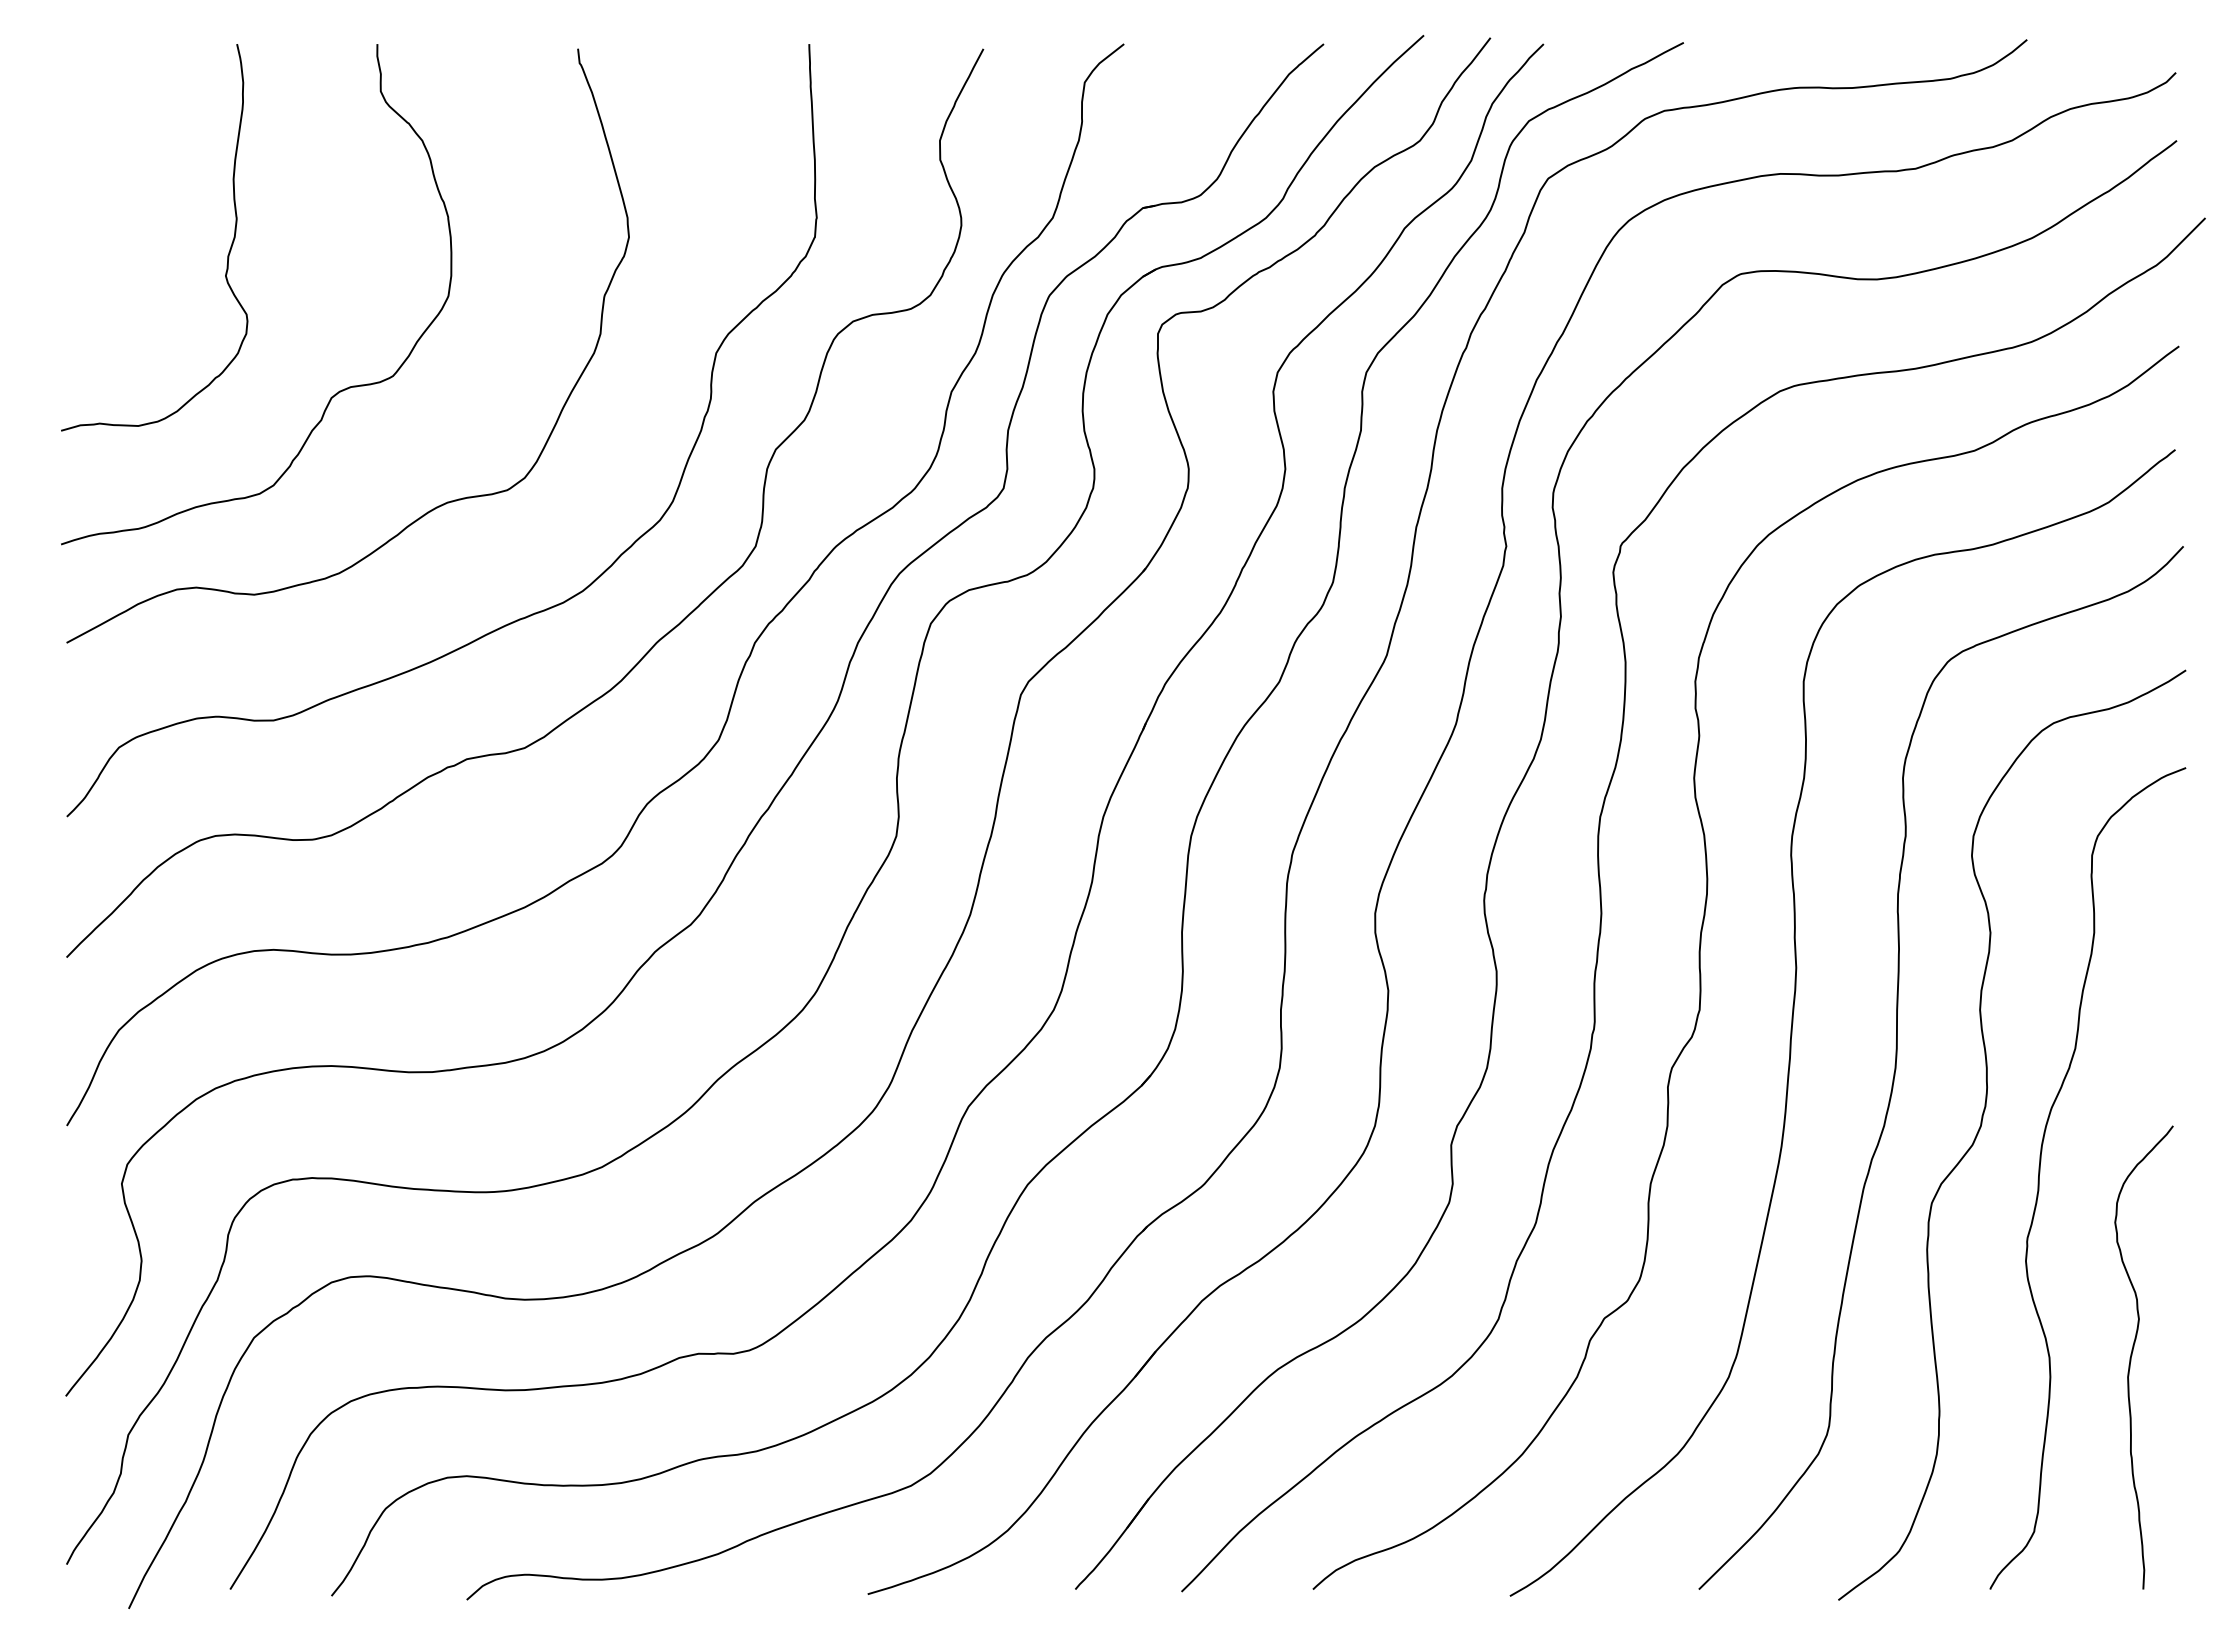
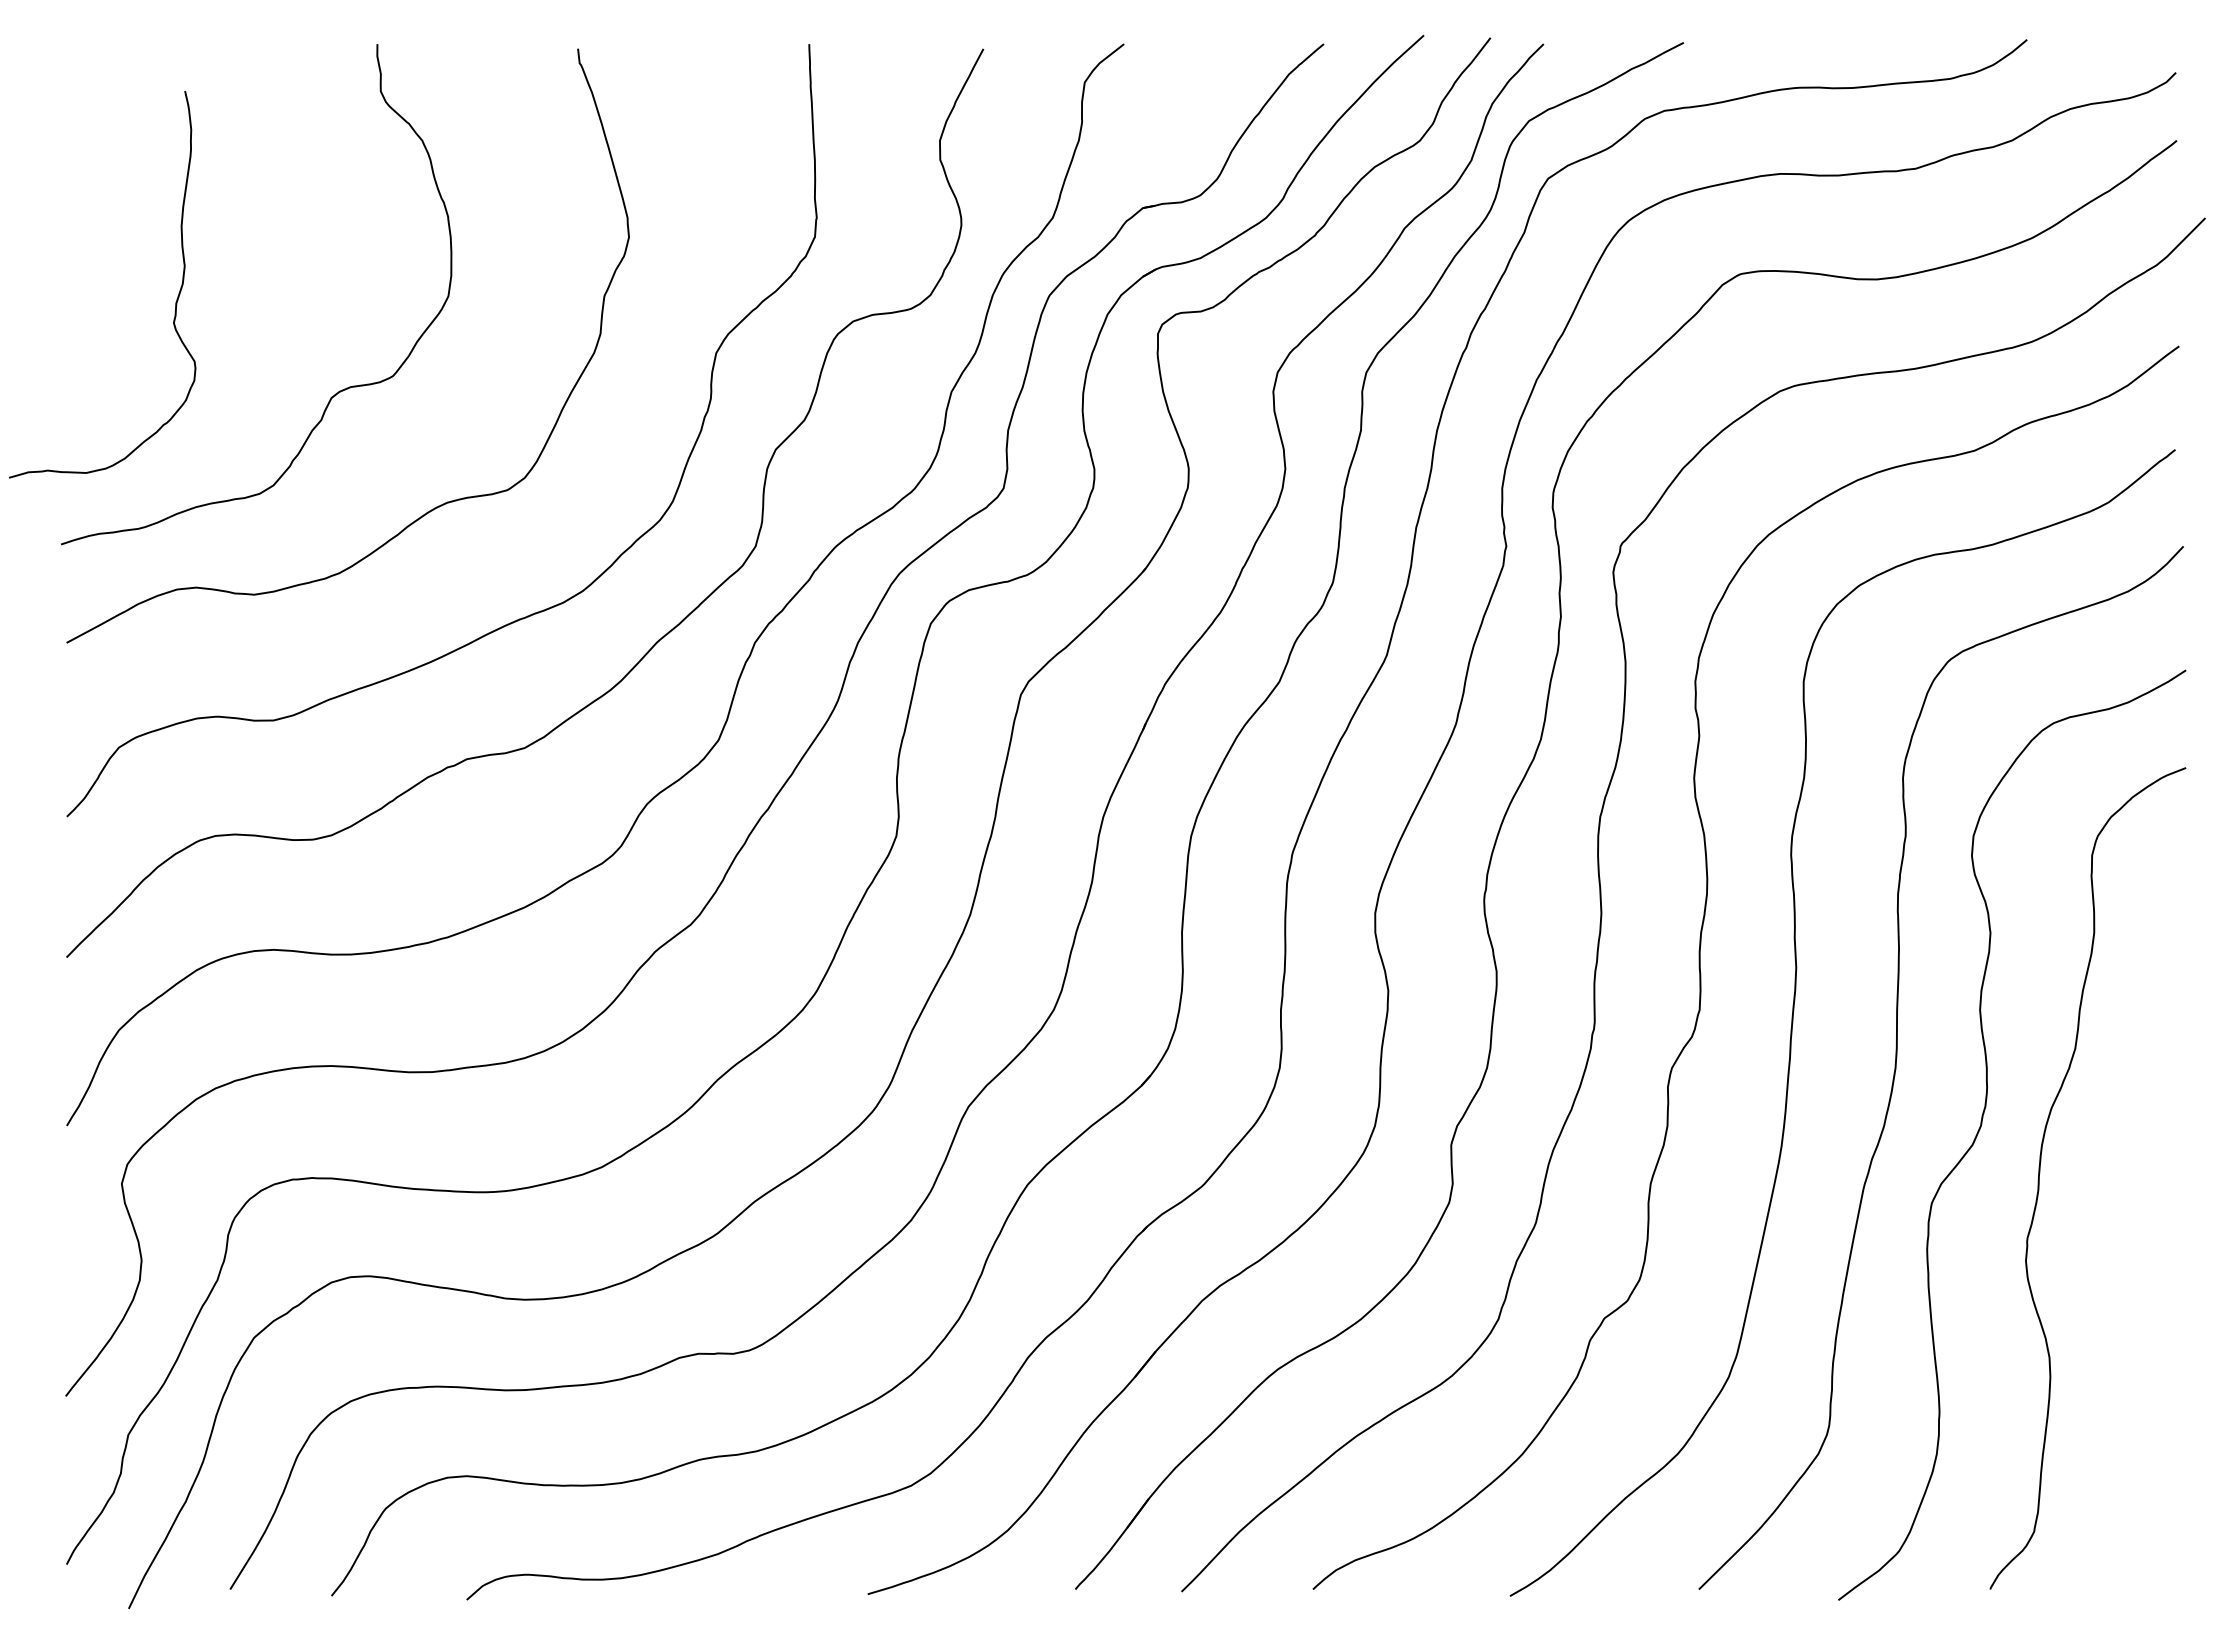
curve position: (227, 255) -> (175, 302) (175, 302)
curve: present -> none (2132, 1355)
